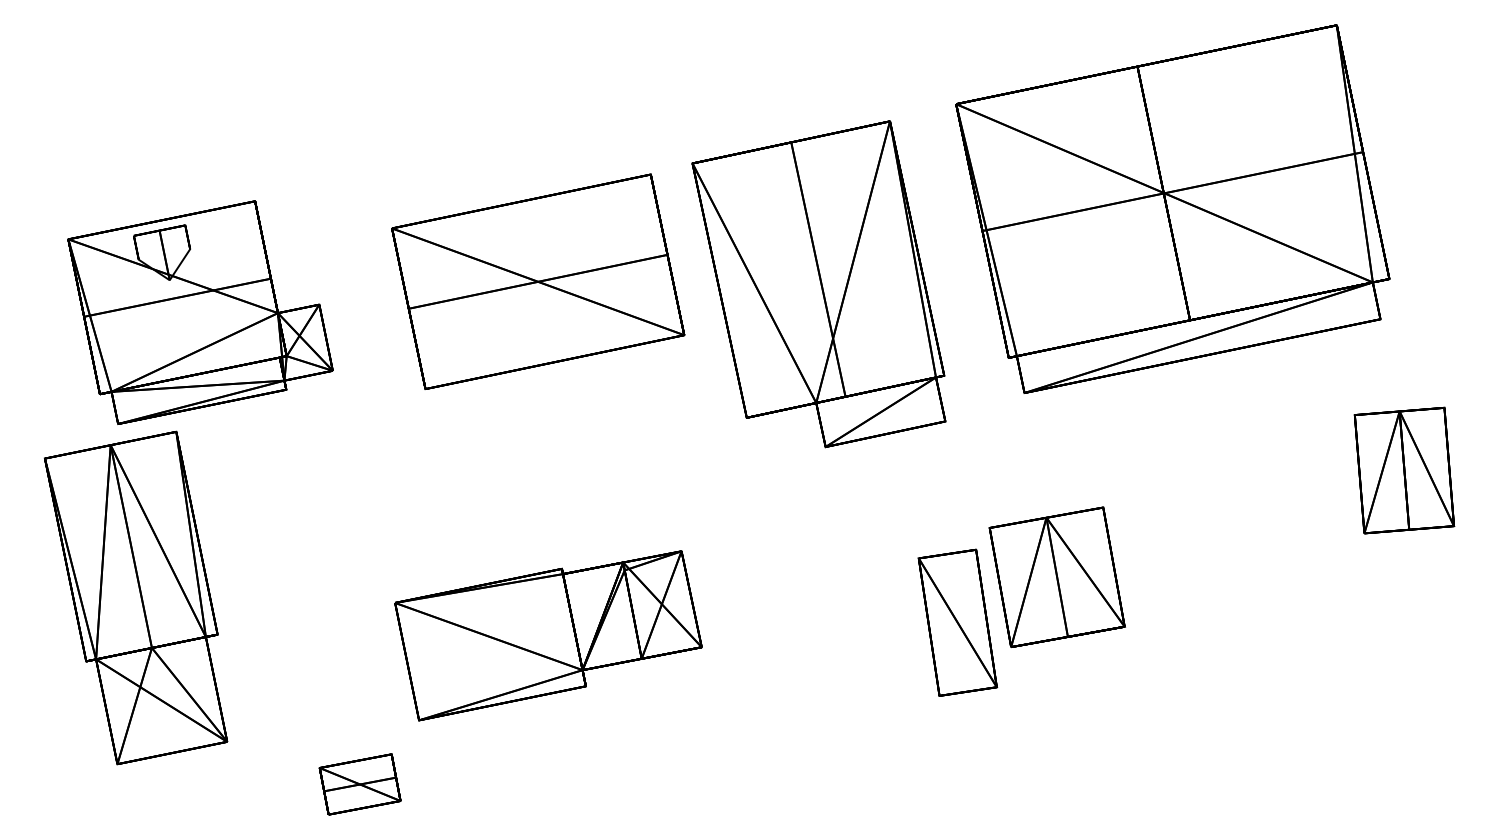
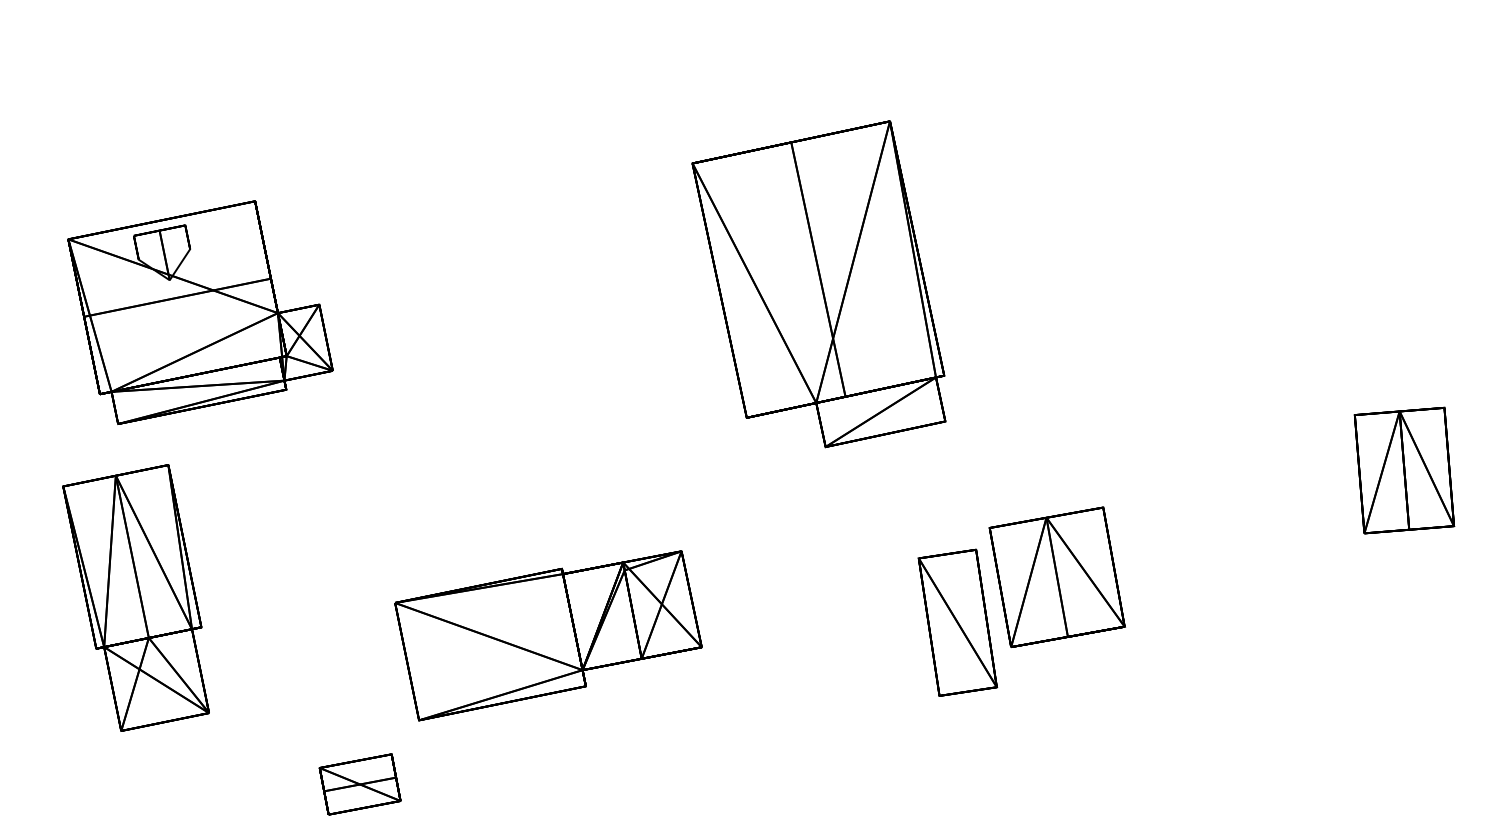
part: present -> none (1172, 208)
part: present -> none (538, 281)
part size: 185x336 px -> 148x268 px (135, 597)
